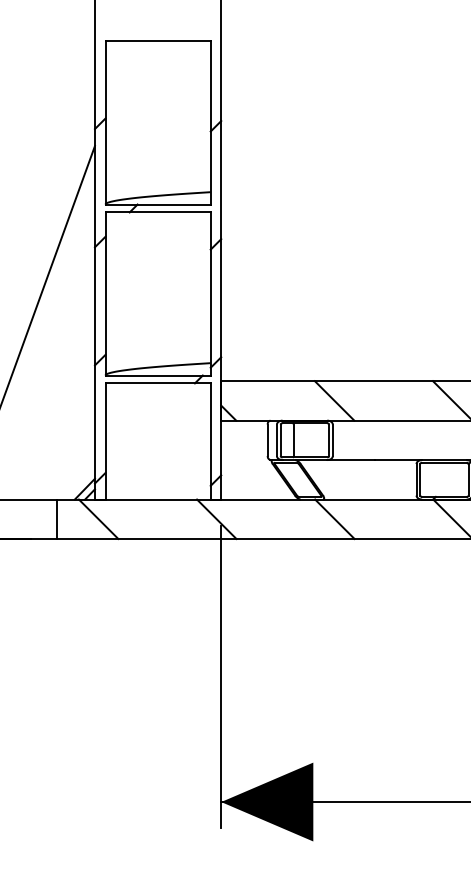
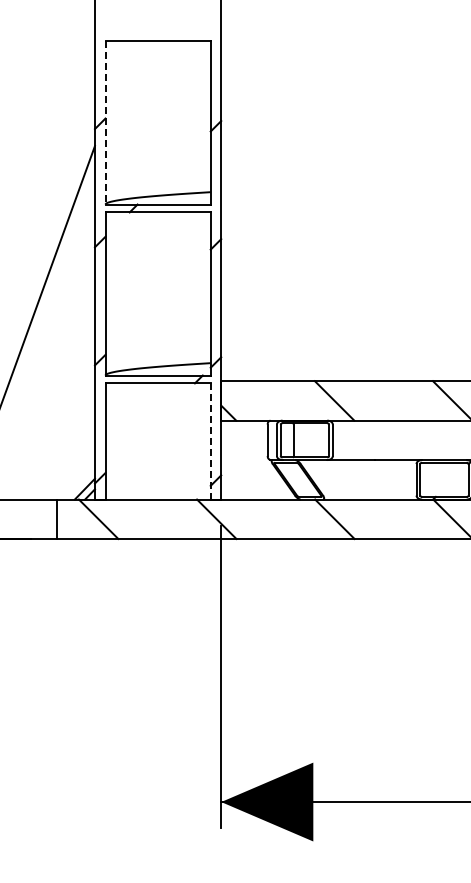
line: solid -> dashed (105, 123)
line: solid -> dashed (210, 440)
